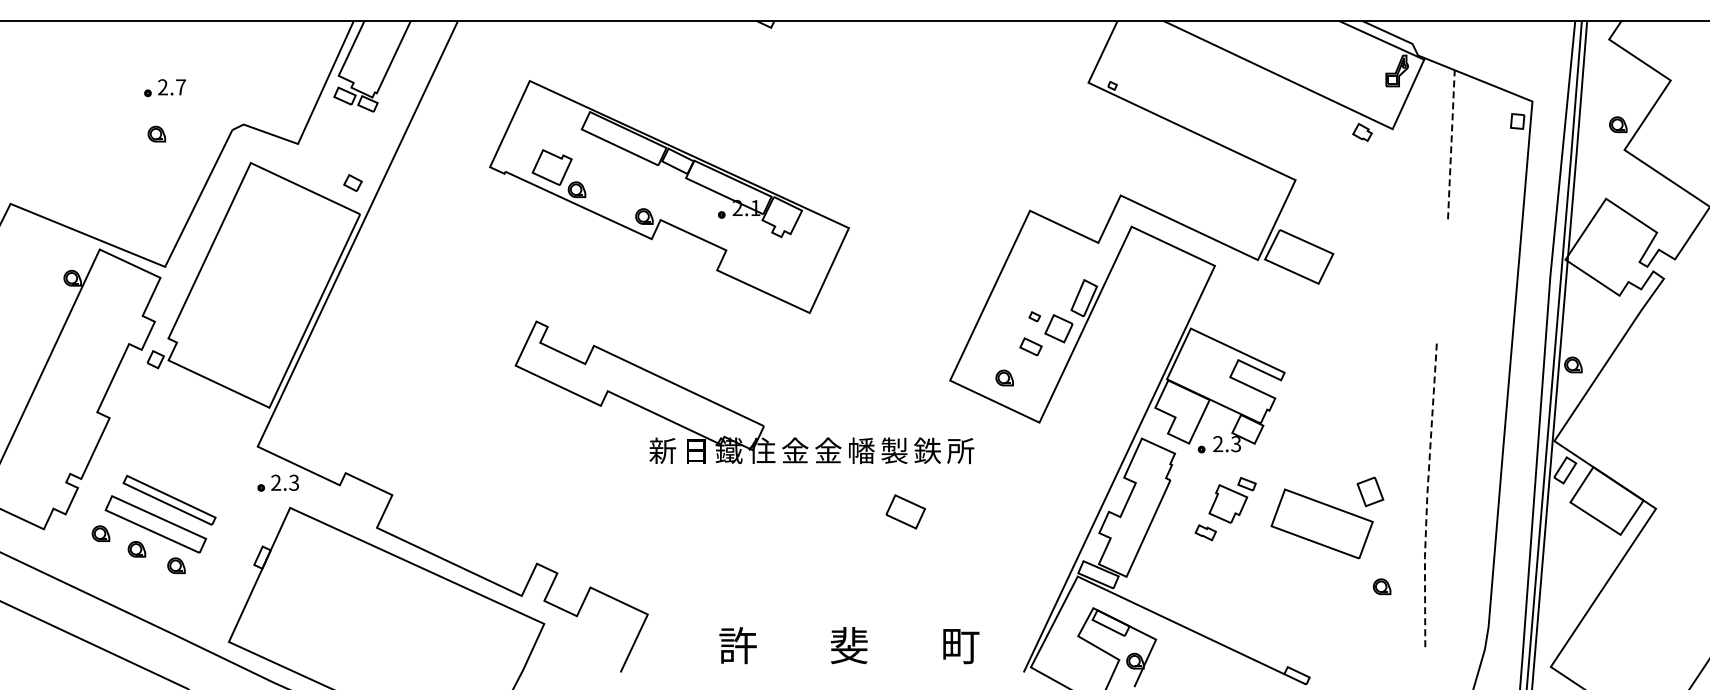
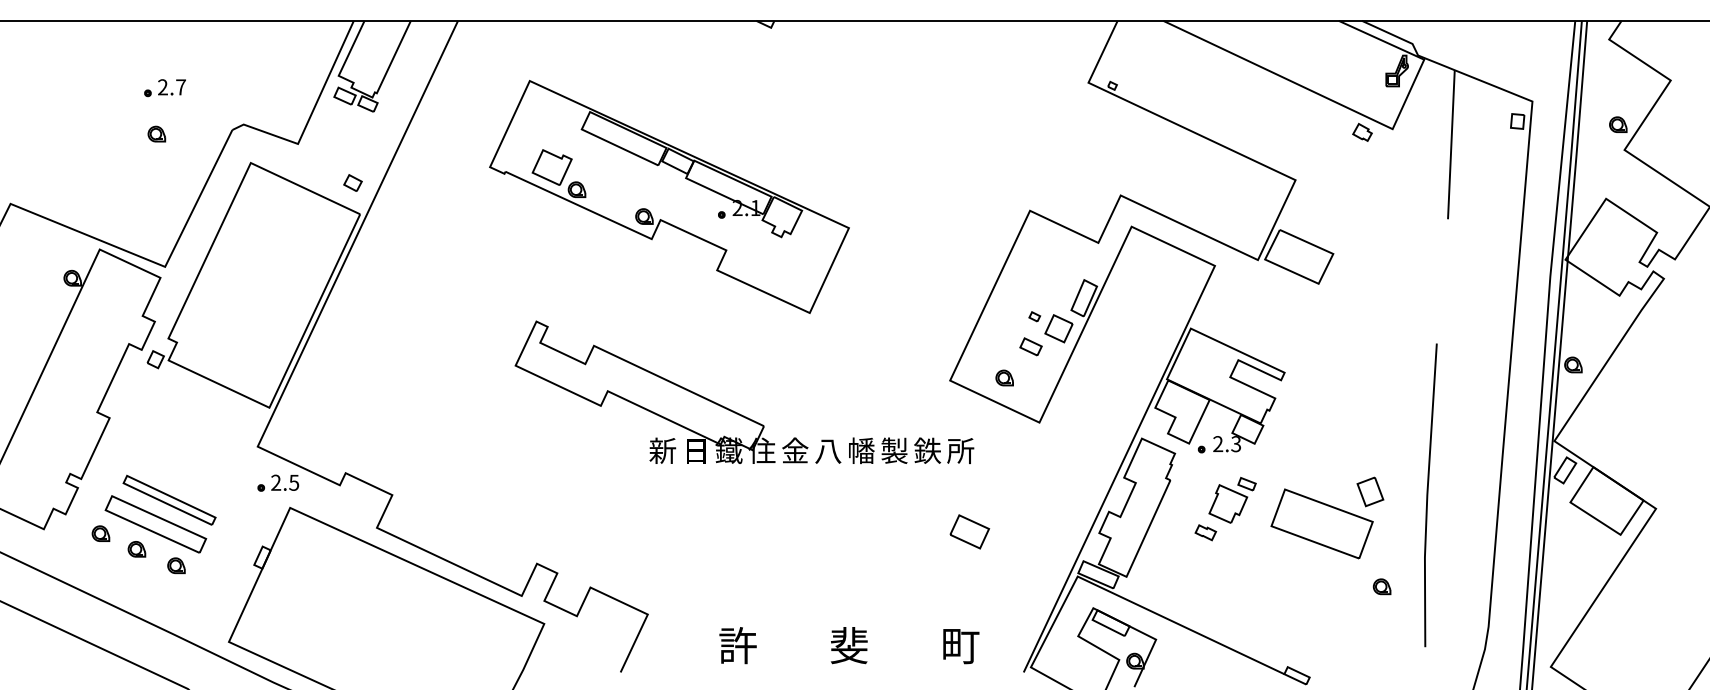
line: dashed -> solid (1451, 144)
text: 金 -> 八 (828, 450)
text: 2.3 -> 2.5 (294, 482)
line: dashed -> solid (1427, 495)
part position: (905, 511) -> (969, 531) (969, 531)
